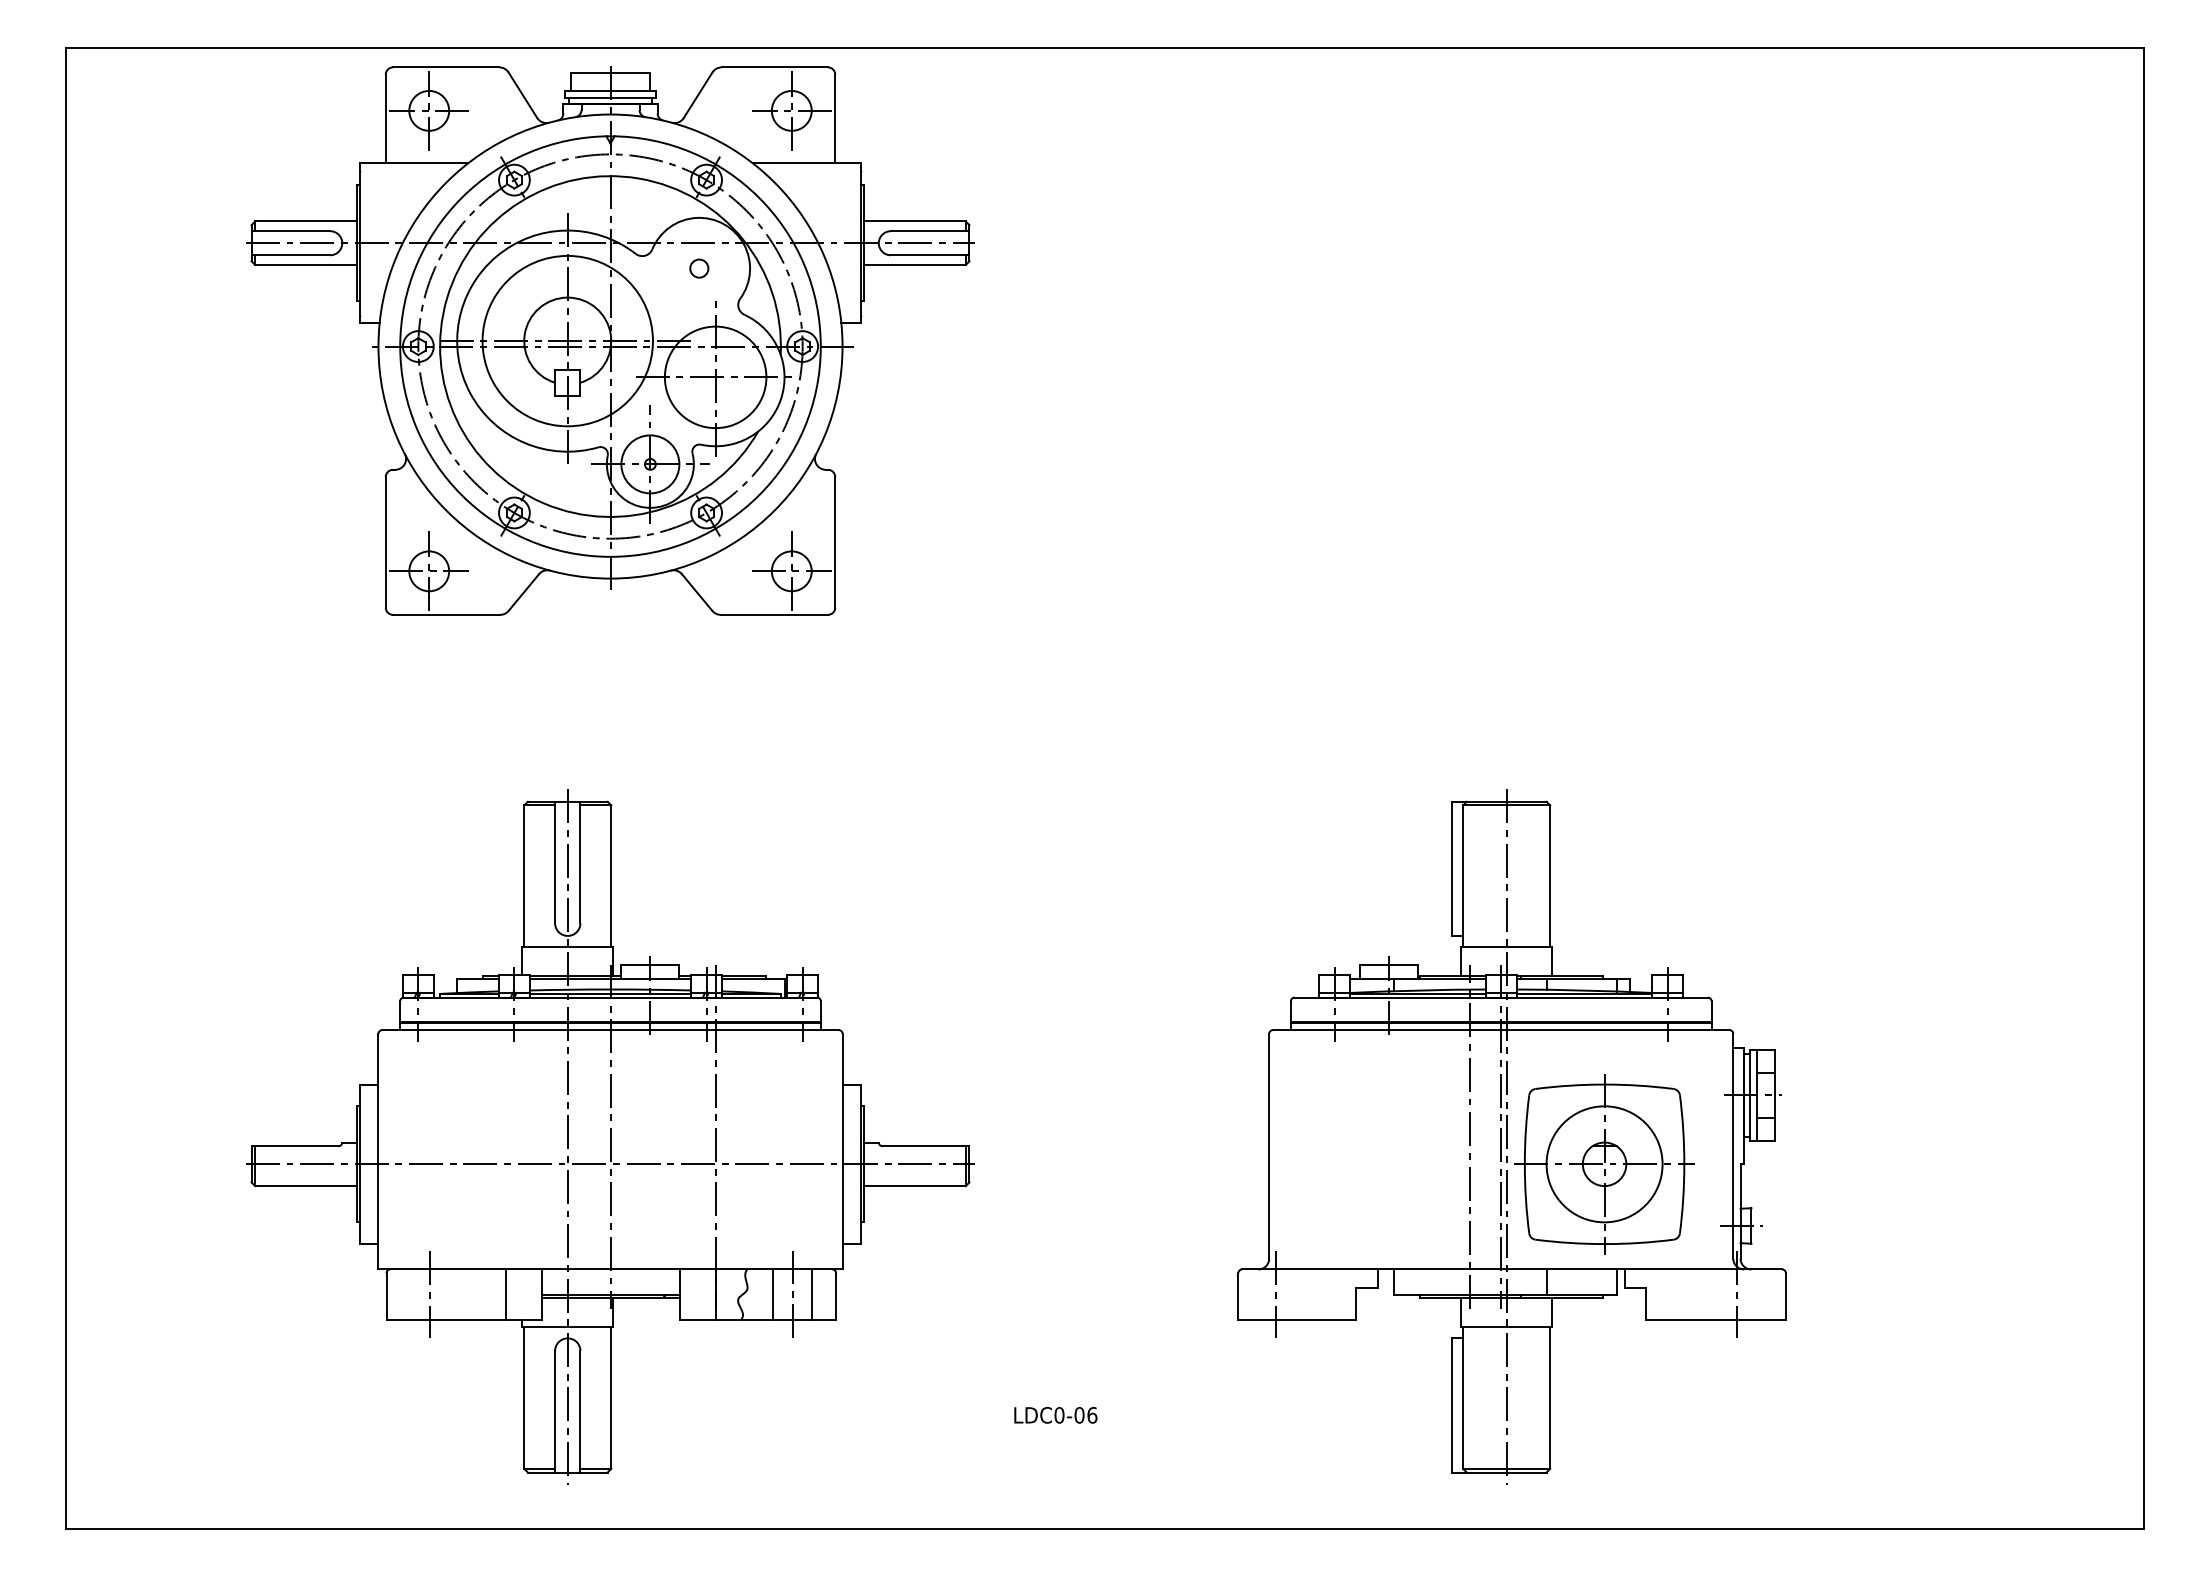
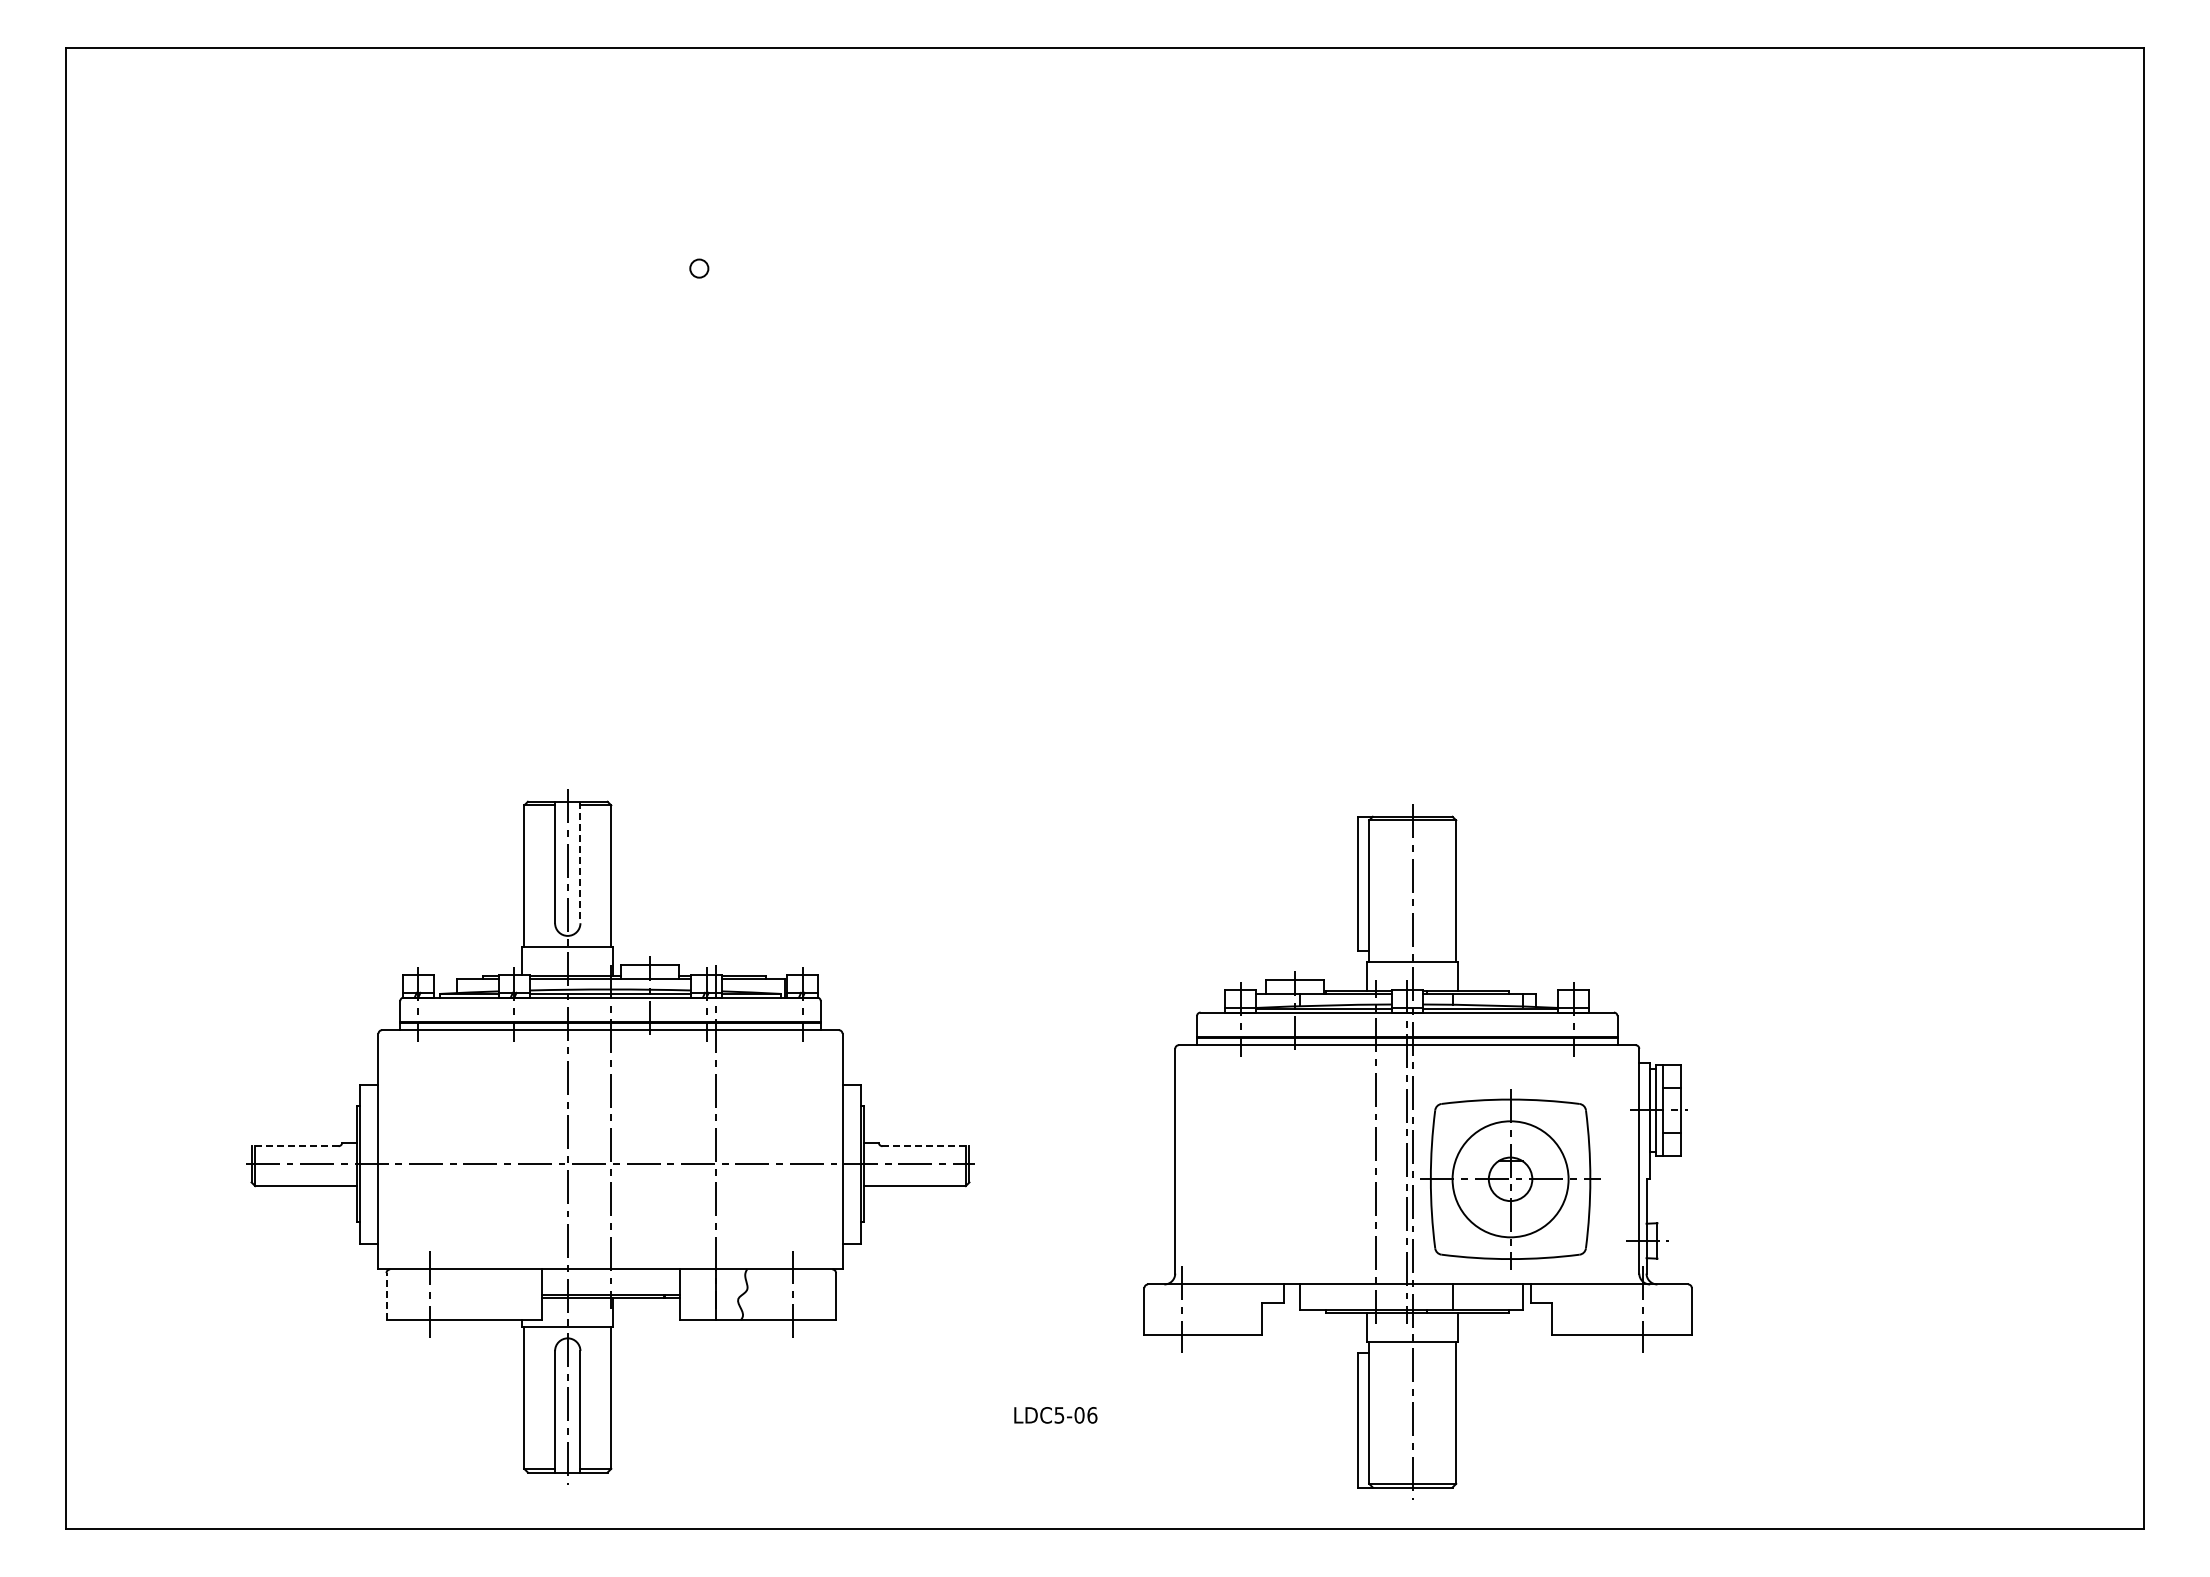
part: present -> none (610, 340)
line: solid -> dashed (580, 862)
part position: (1511, 1136) -> (1417, 1151) (1417, 1151)
line: solid -> dashed (295, 1146)
line: solid -> dashed (925, 1146)
line: present -> none (506, 1294)
line: present -> none (772, 1294)
line: present -> none (812, 1294)
line: solid -> dashed (386, 1296)
text: LDC0-06 -> LDC5-06 (1059, 1415)
